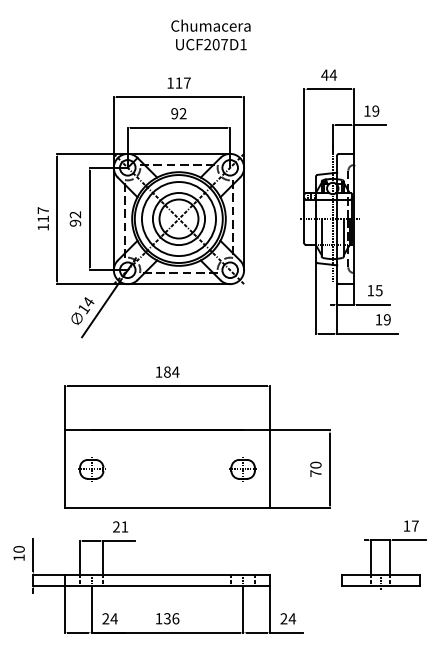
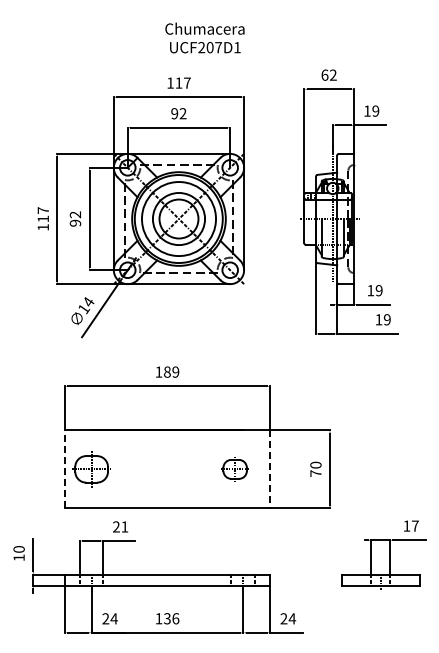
text position: (210, 34) -> (204, 37) (204, 37)
text: 44 -> 62 (329, 74)
text: 15 -> 19 (378, 290)
text: 184 -> 189 (175, 371)
line: solid -> dashed (65, 469)
part size: 28x25 px -> 39x37 px (91, 469)
part position: (242, 469) -> (234, 469) (234, 469)
line: solid -> dashed (269, 469)
